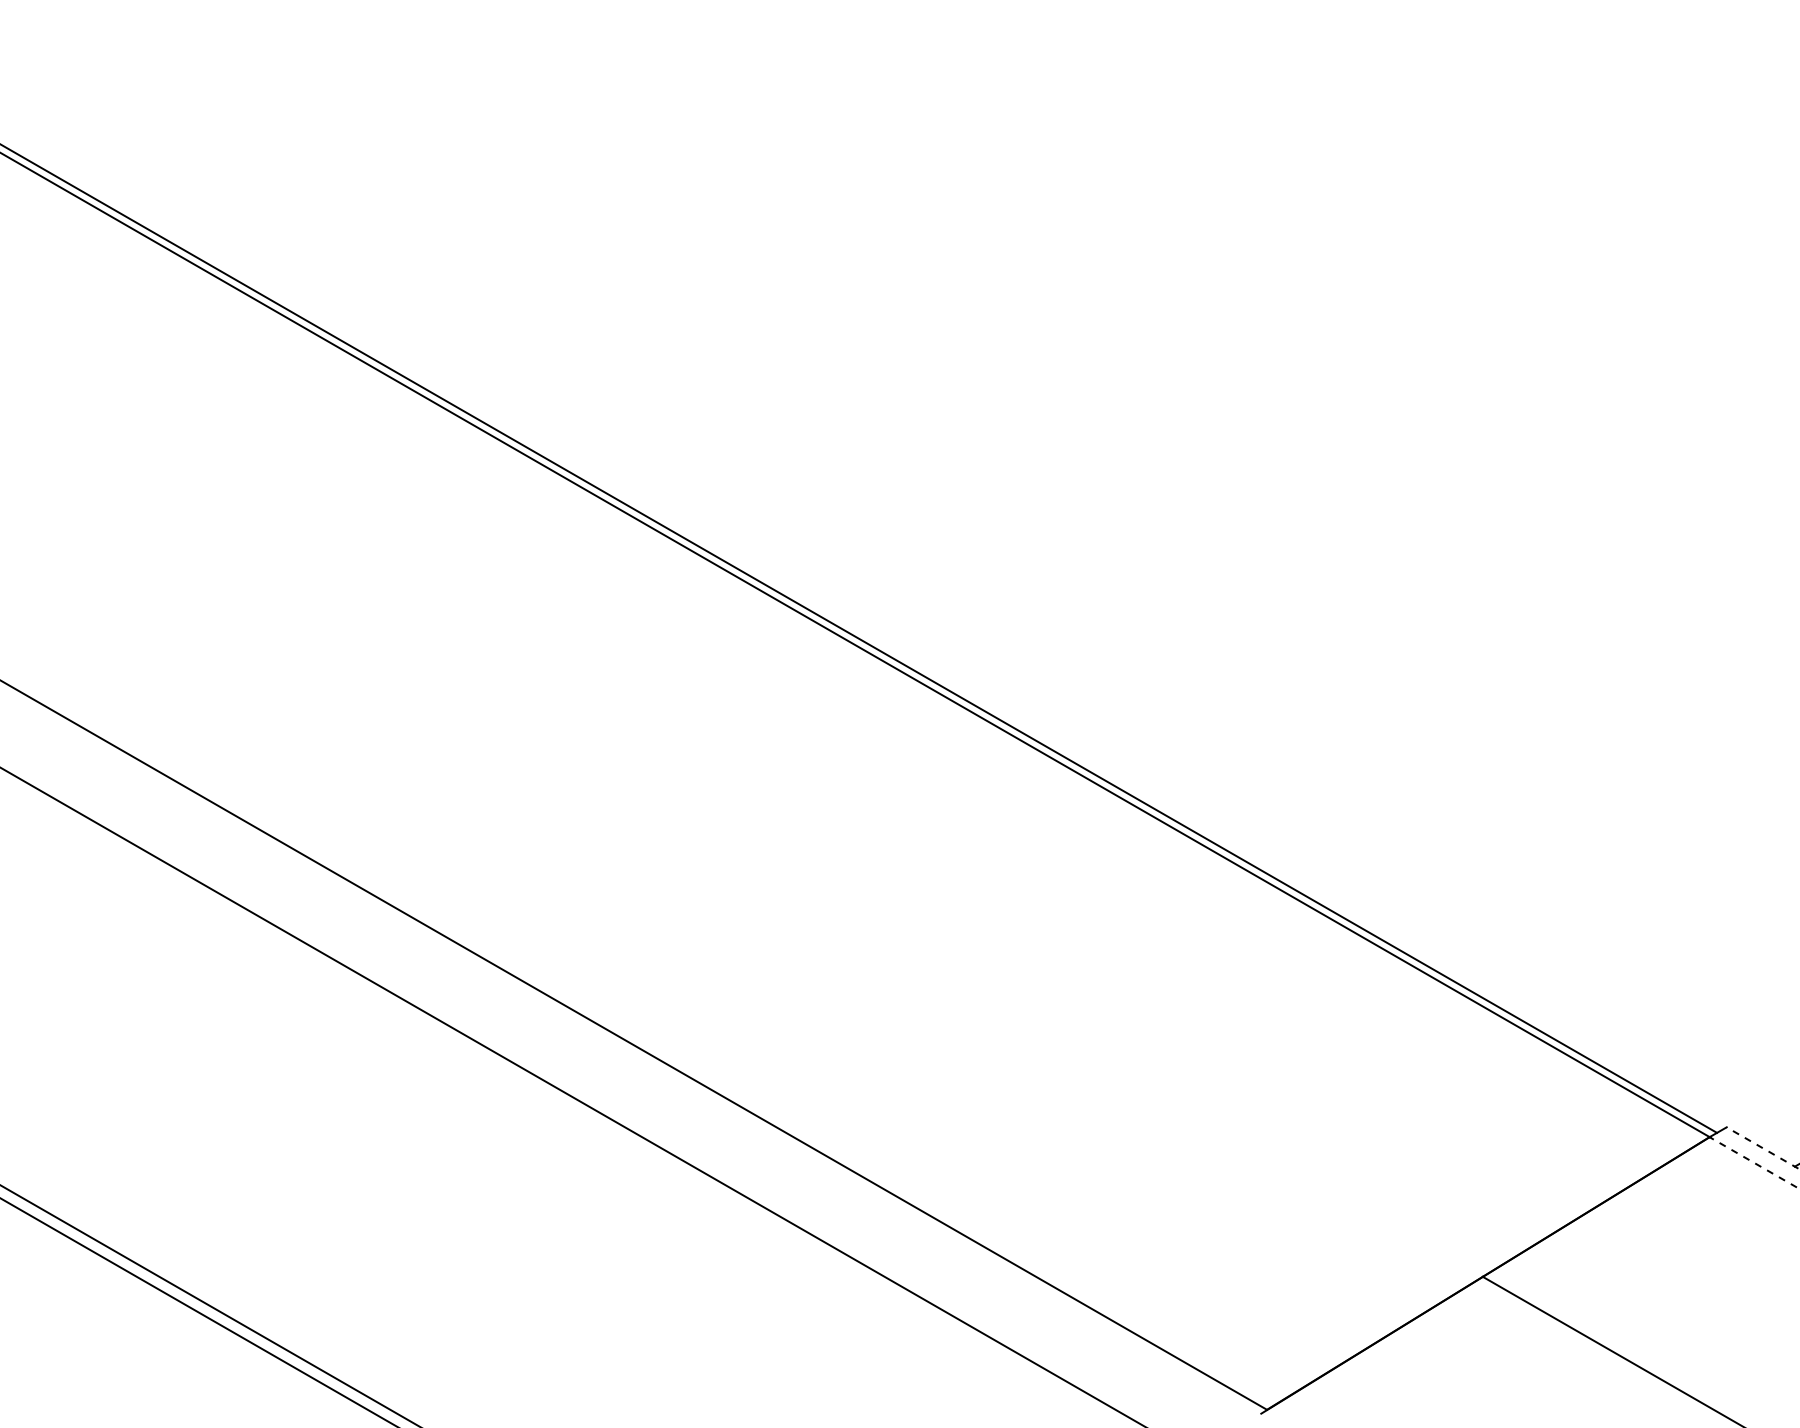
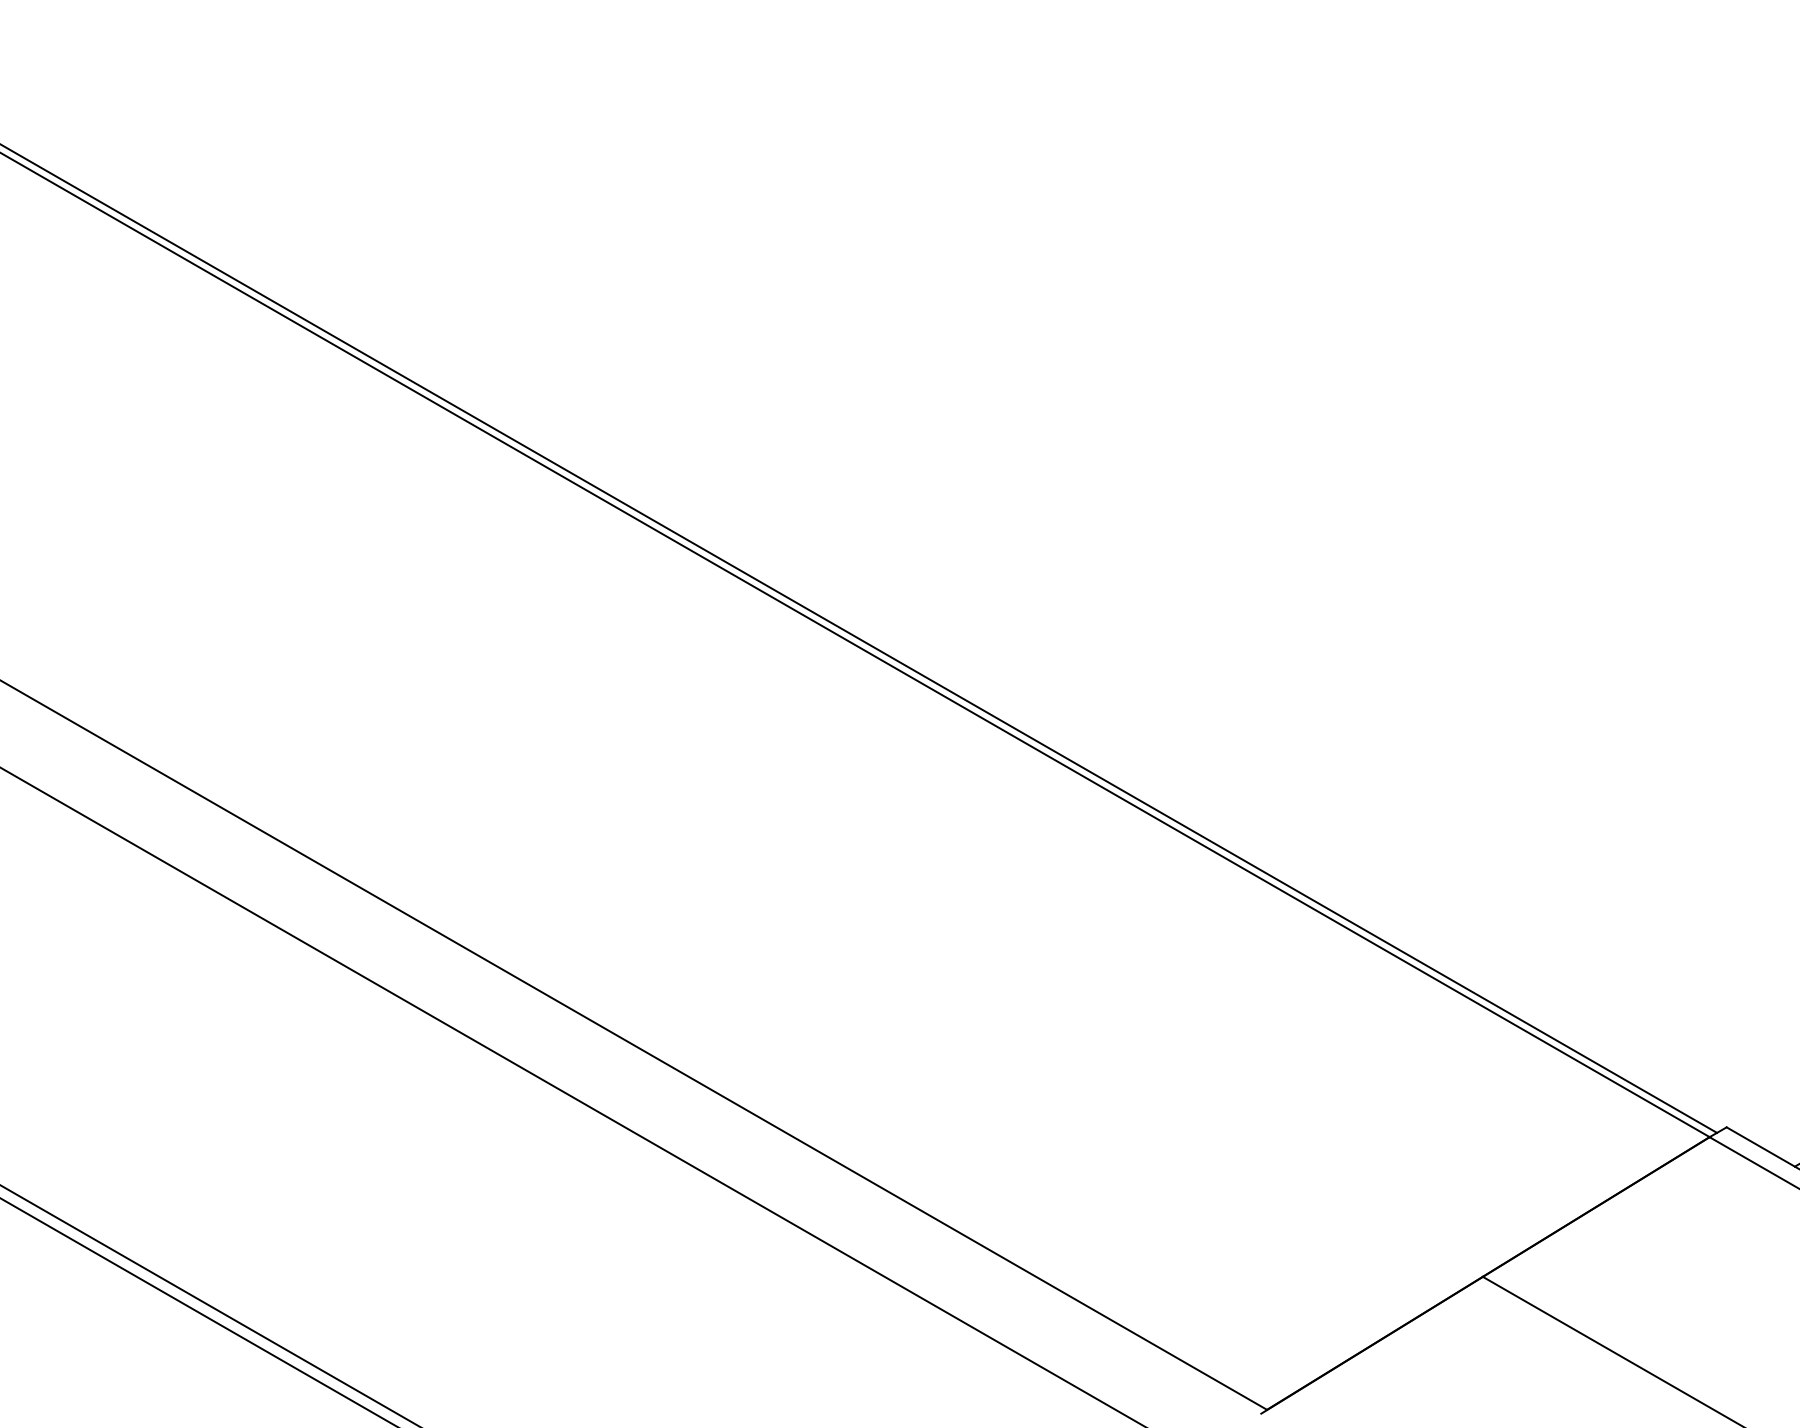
line: dashed -> solid (1763, 1148)
line: dashed -> solid (1754, 1163)
